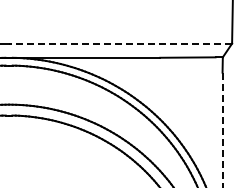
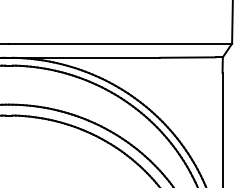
line: dashed -> solid (120, 43)
line: dashed -> solid (222, 130)
